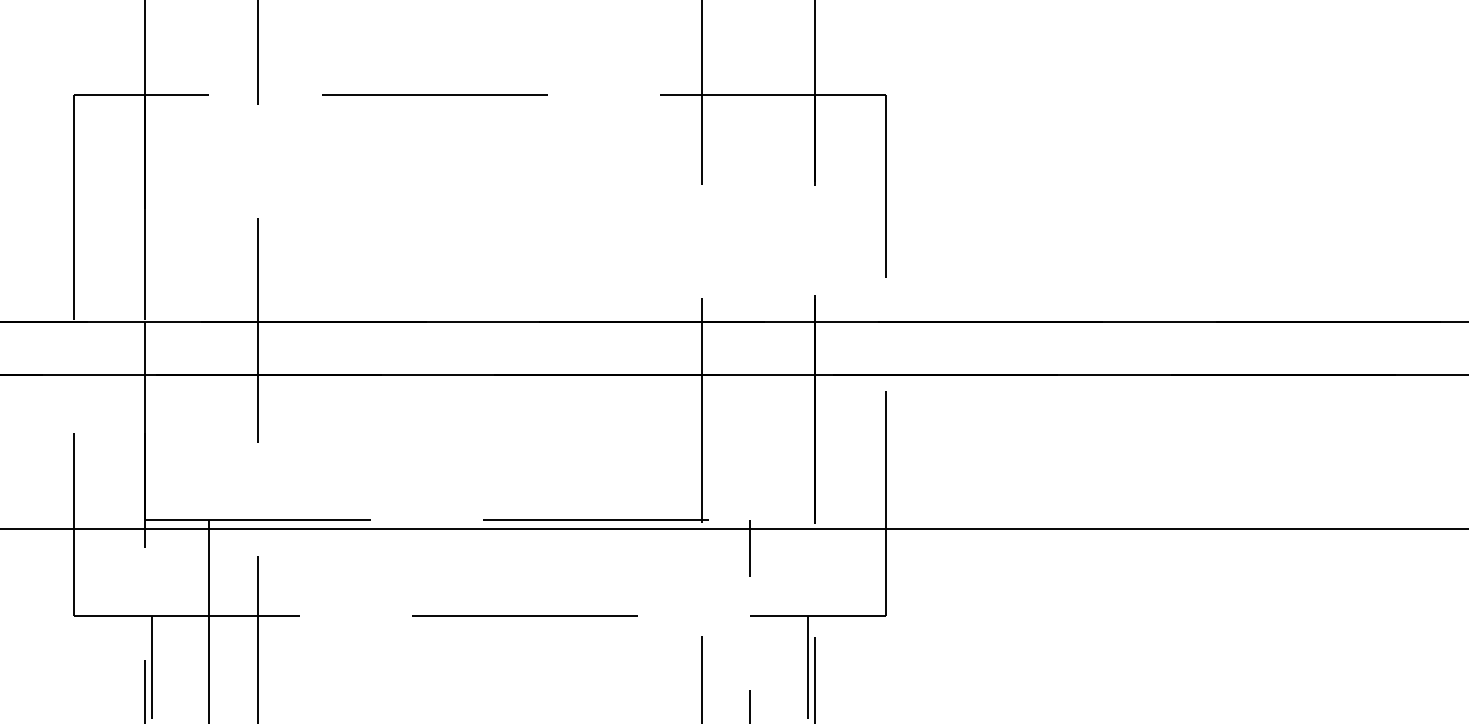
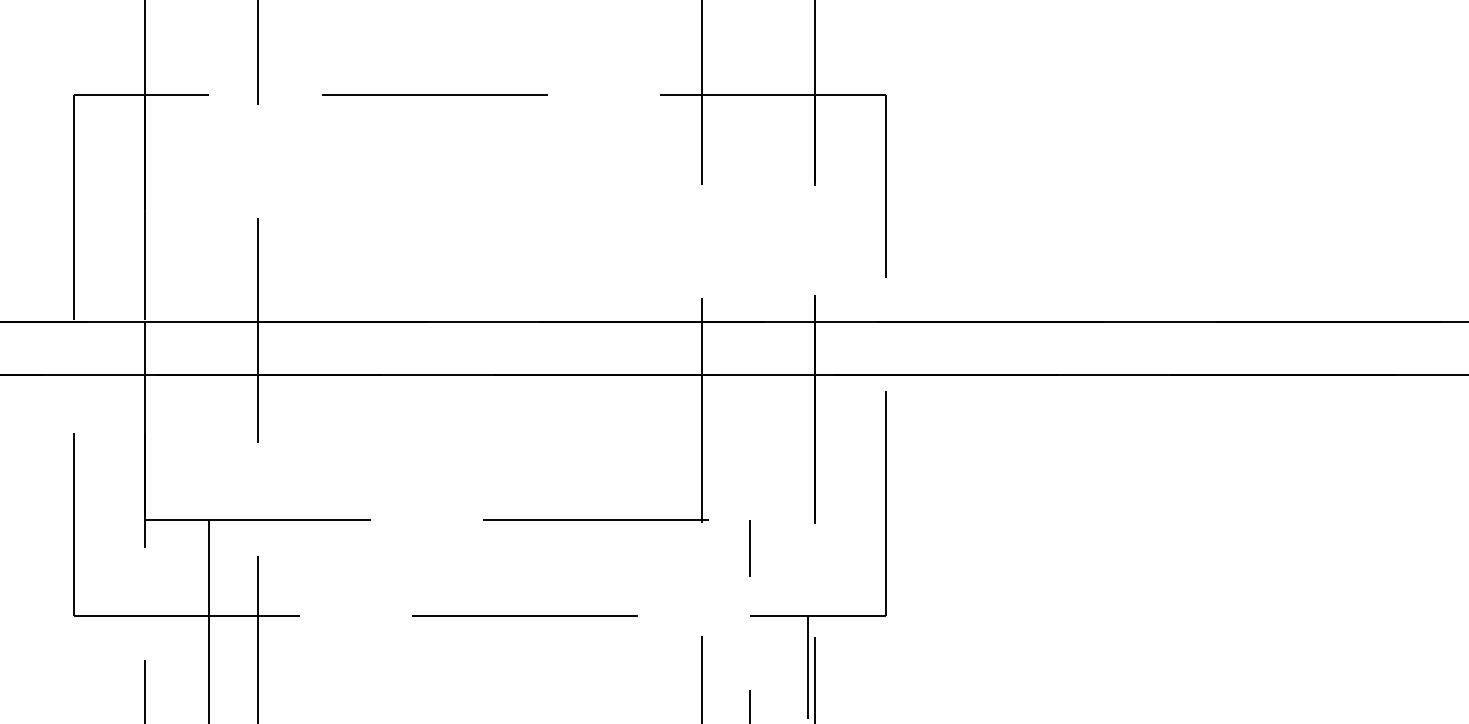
line: present -> none (733, 529)
line: present -> none (151, 667)
